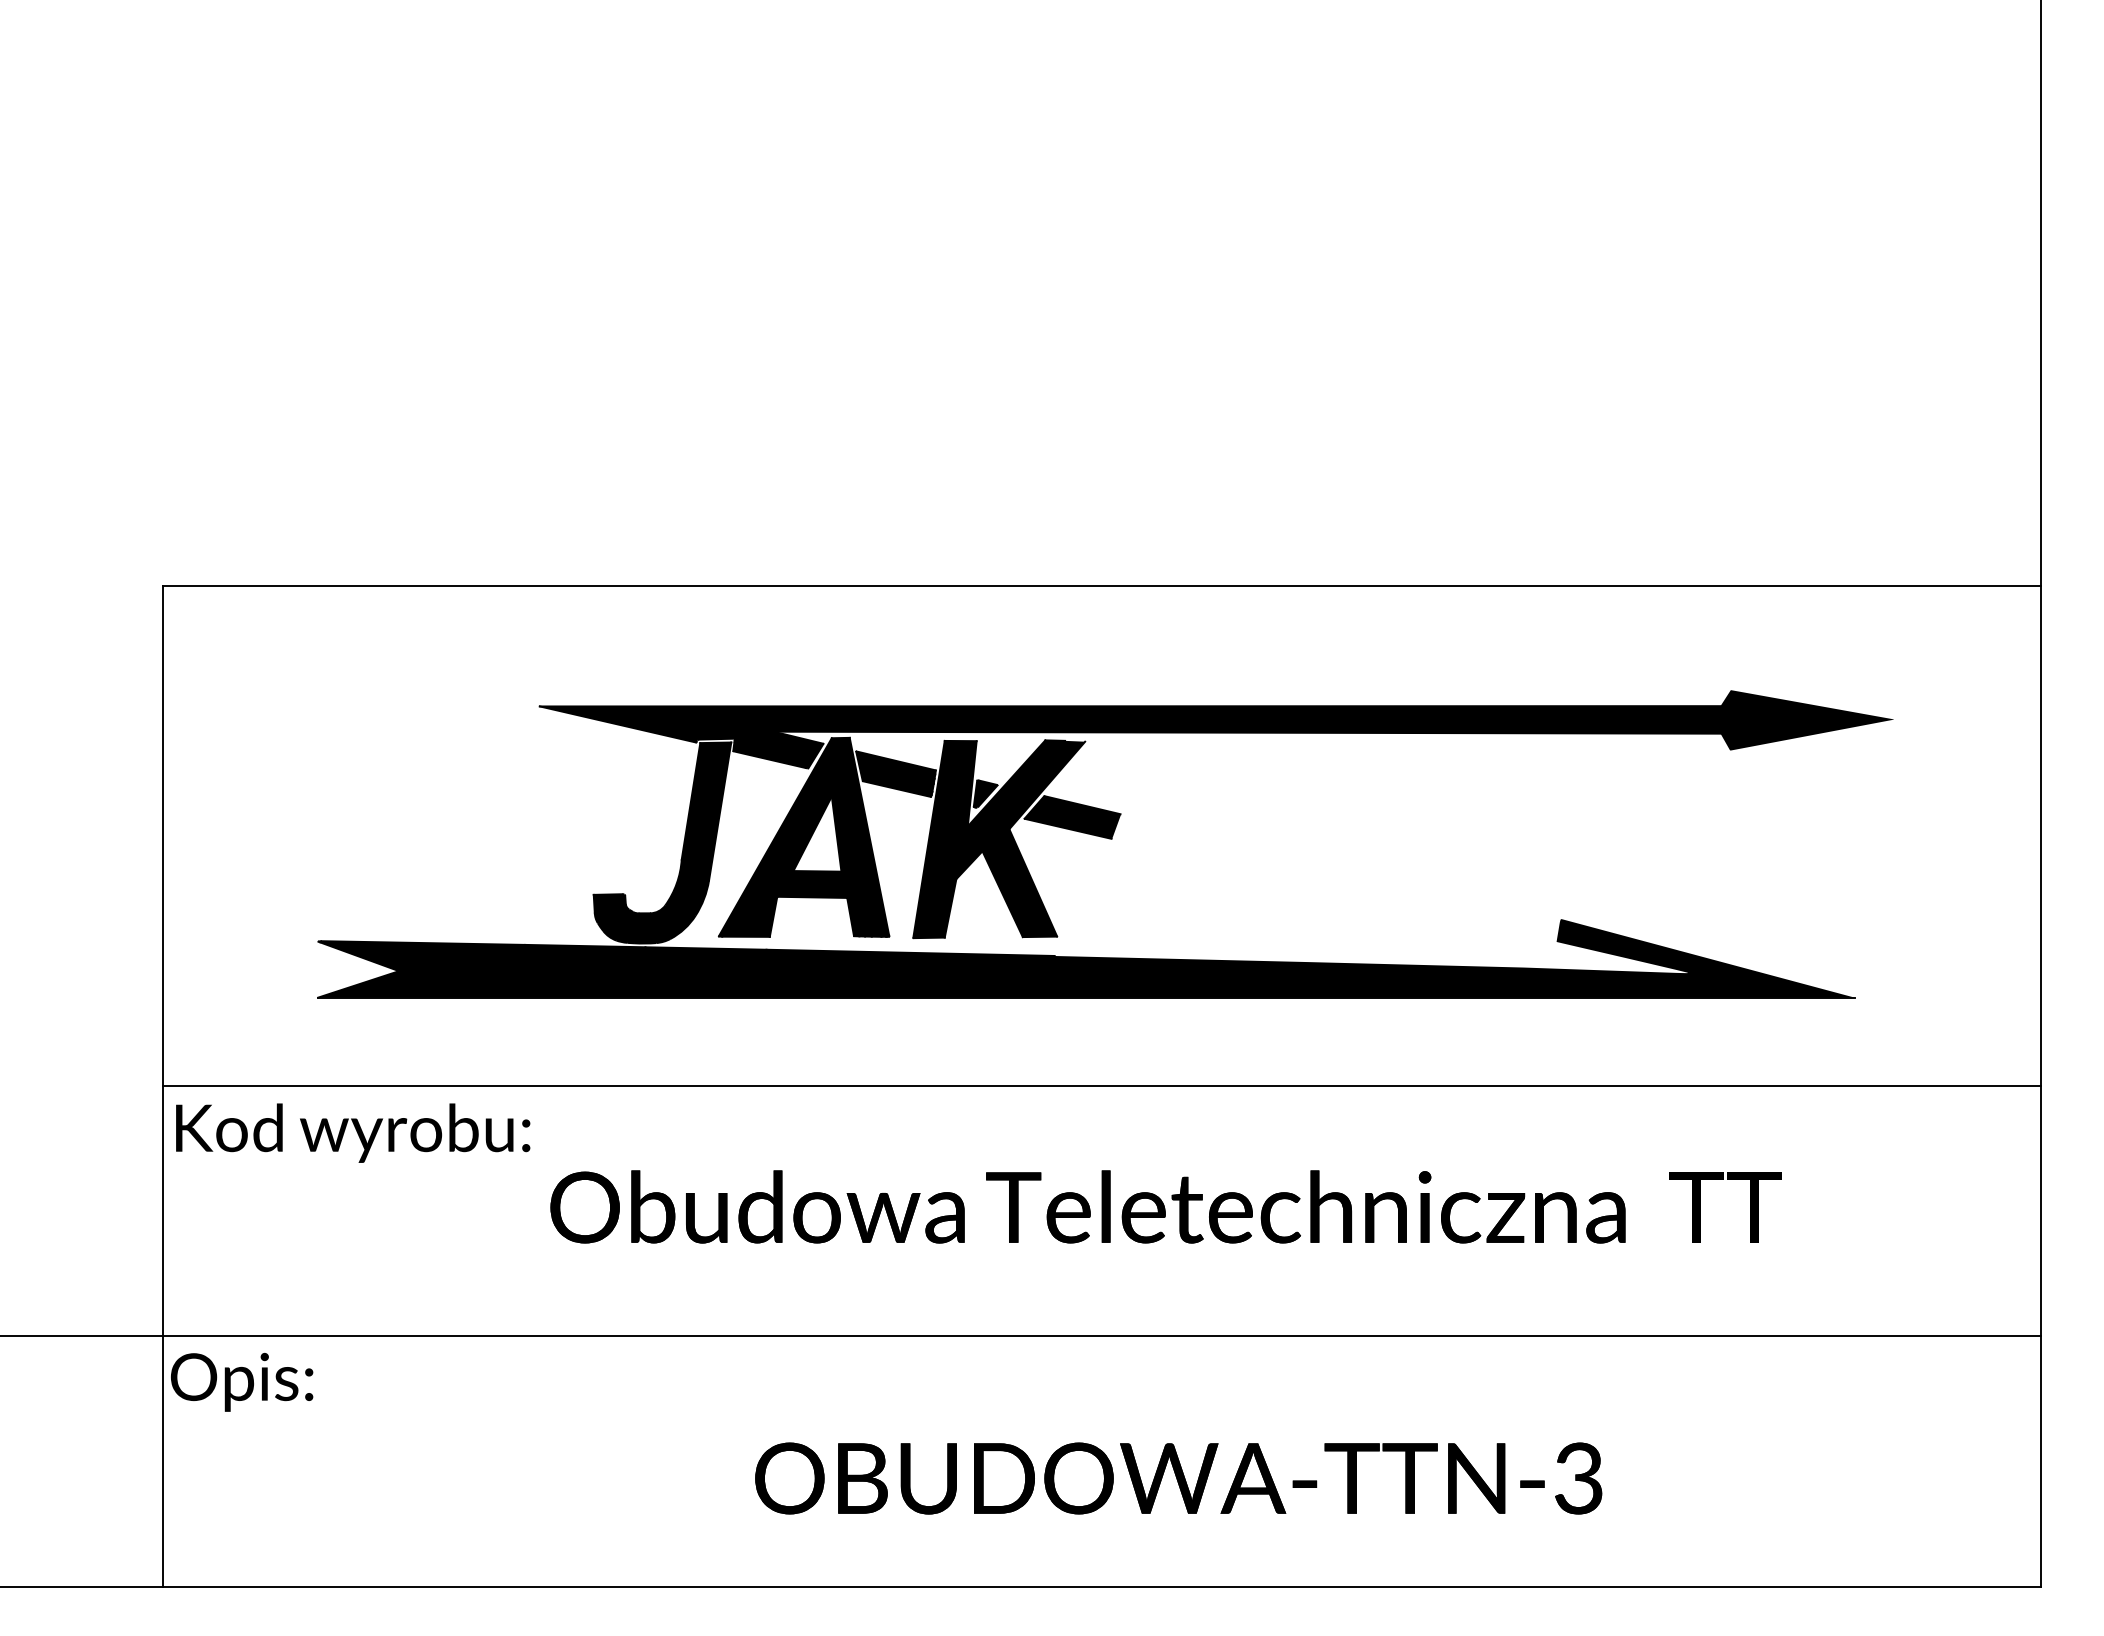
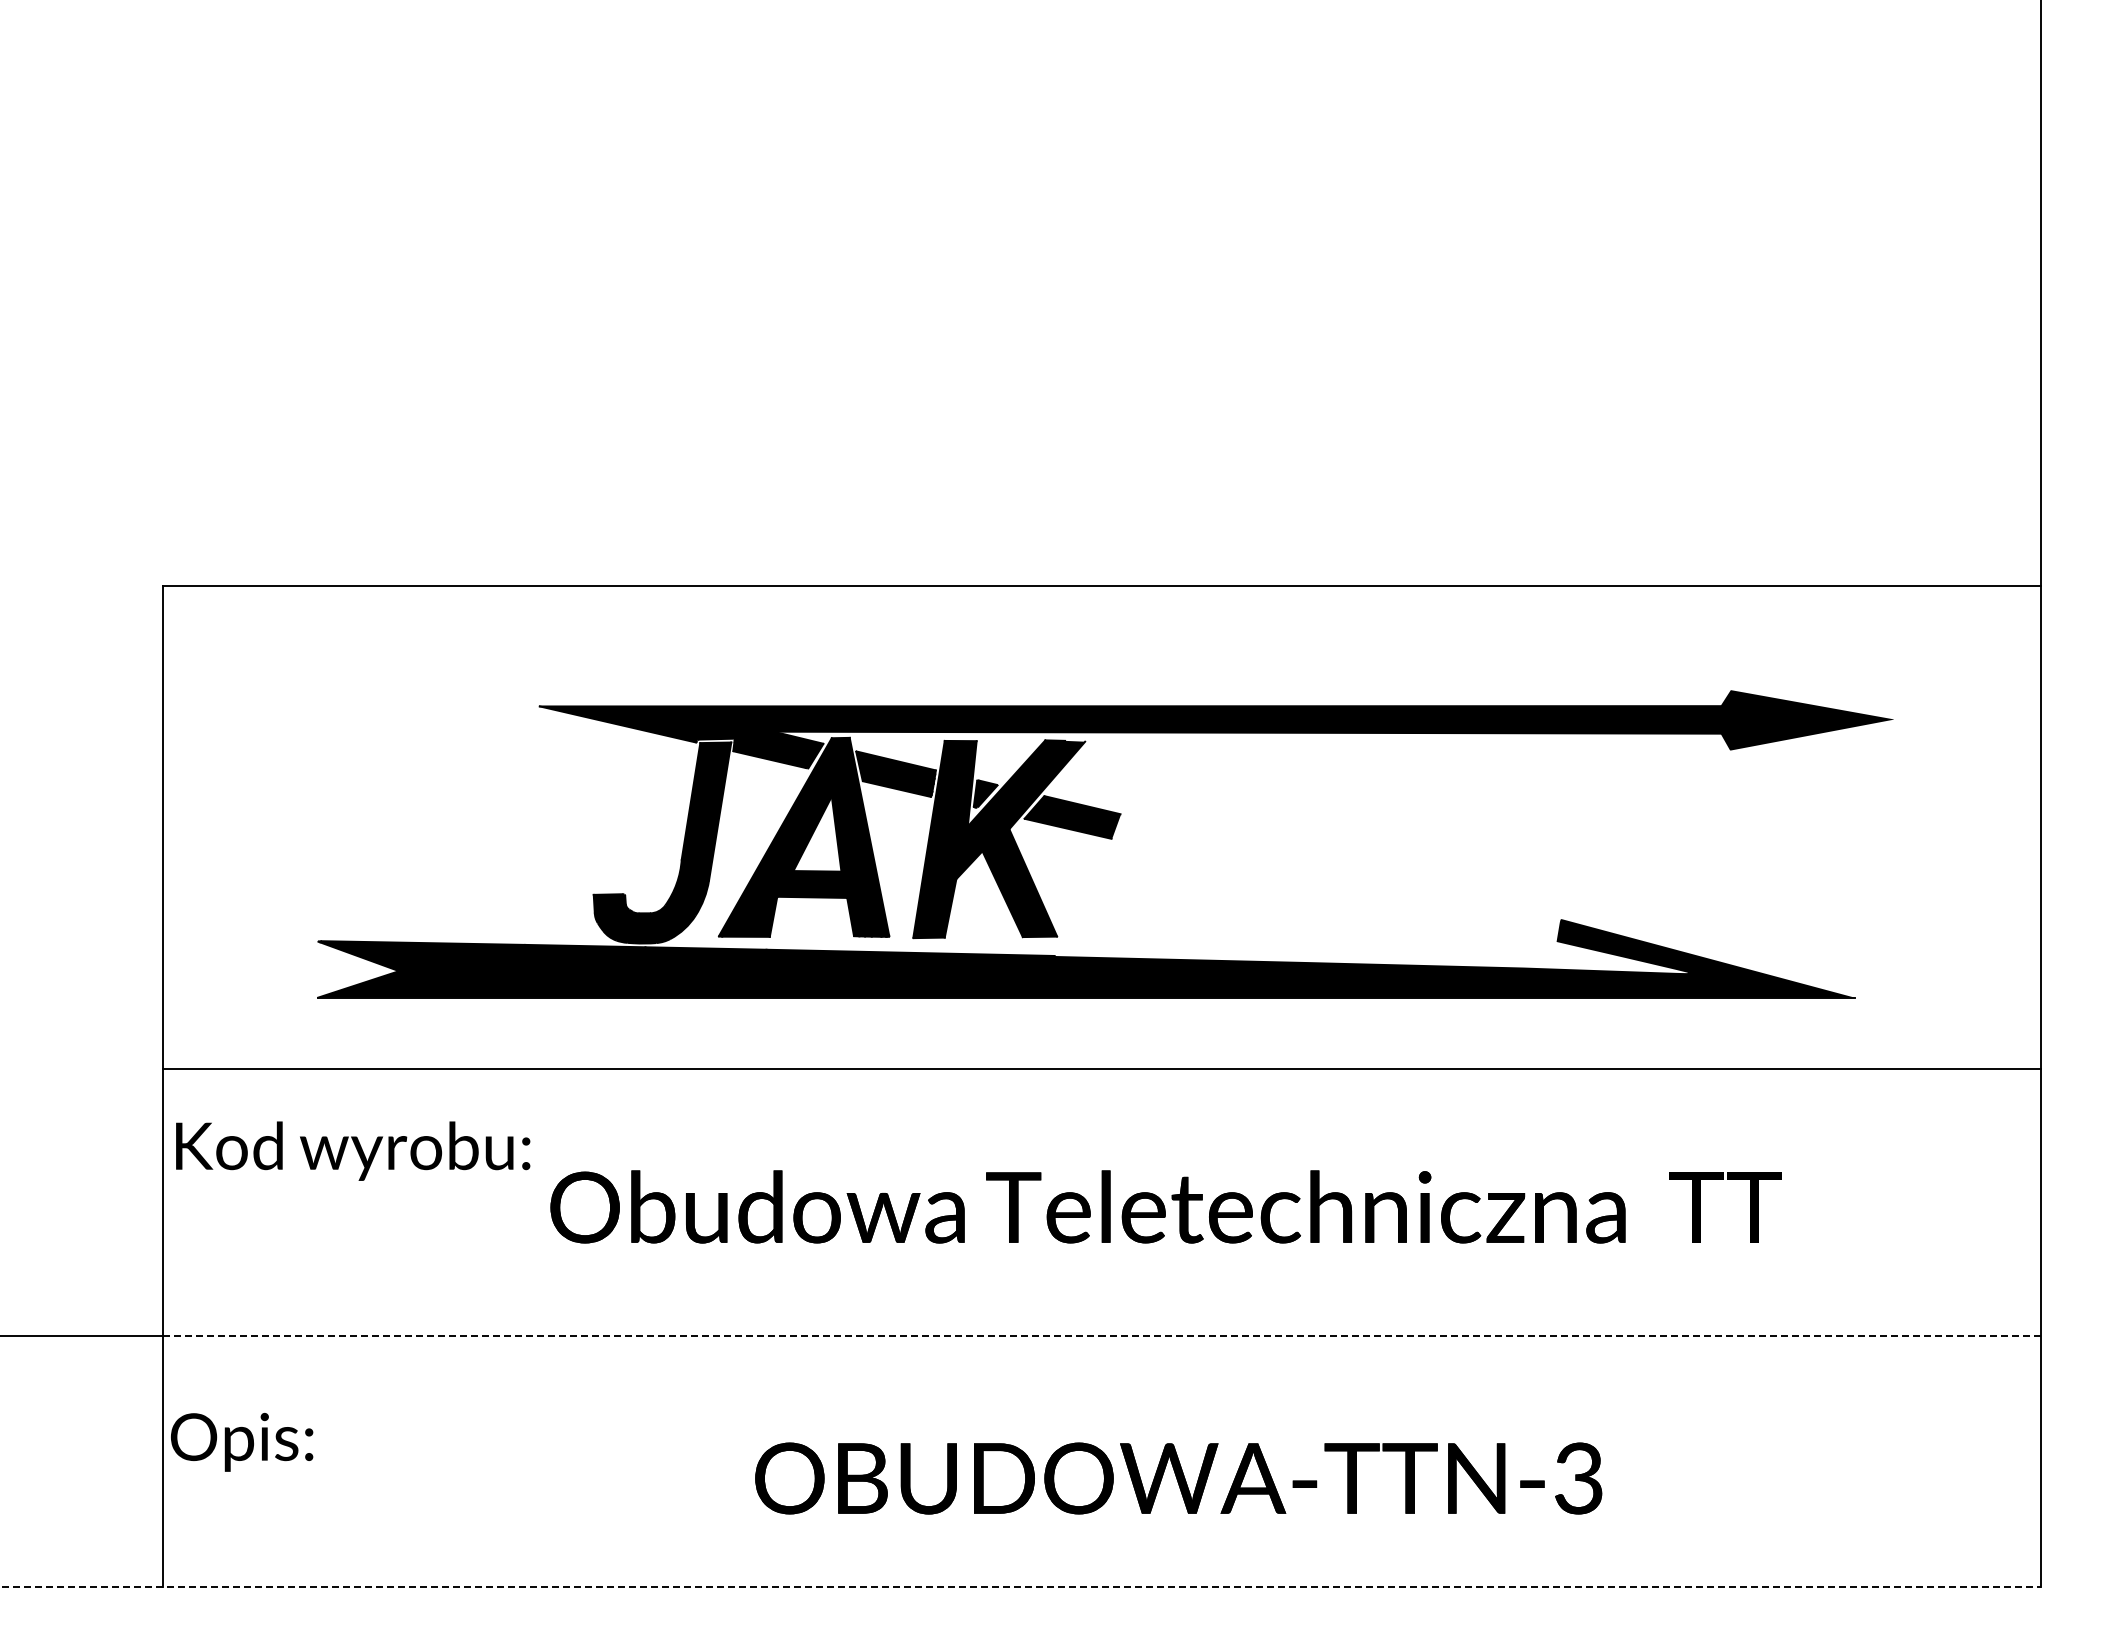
line position: (1101, 1086) -> (1101, 1069) (1101, 1069)
text position: (353, 1132) -> (353, 1150) (353, 1150)
line: solid -> dashed (1102, 1336)
text position: (242, 1381) -> (242, 1441) (242, 1441)
line: solid -> dashed (1021, 1586)
